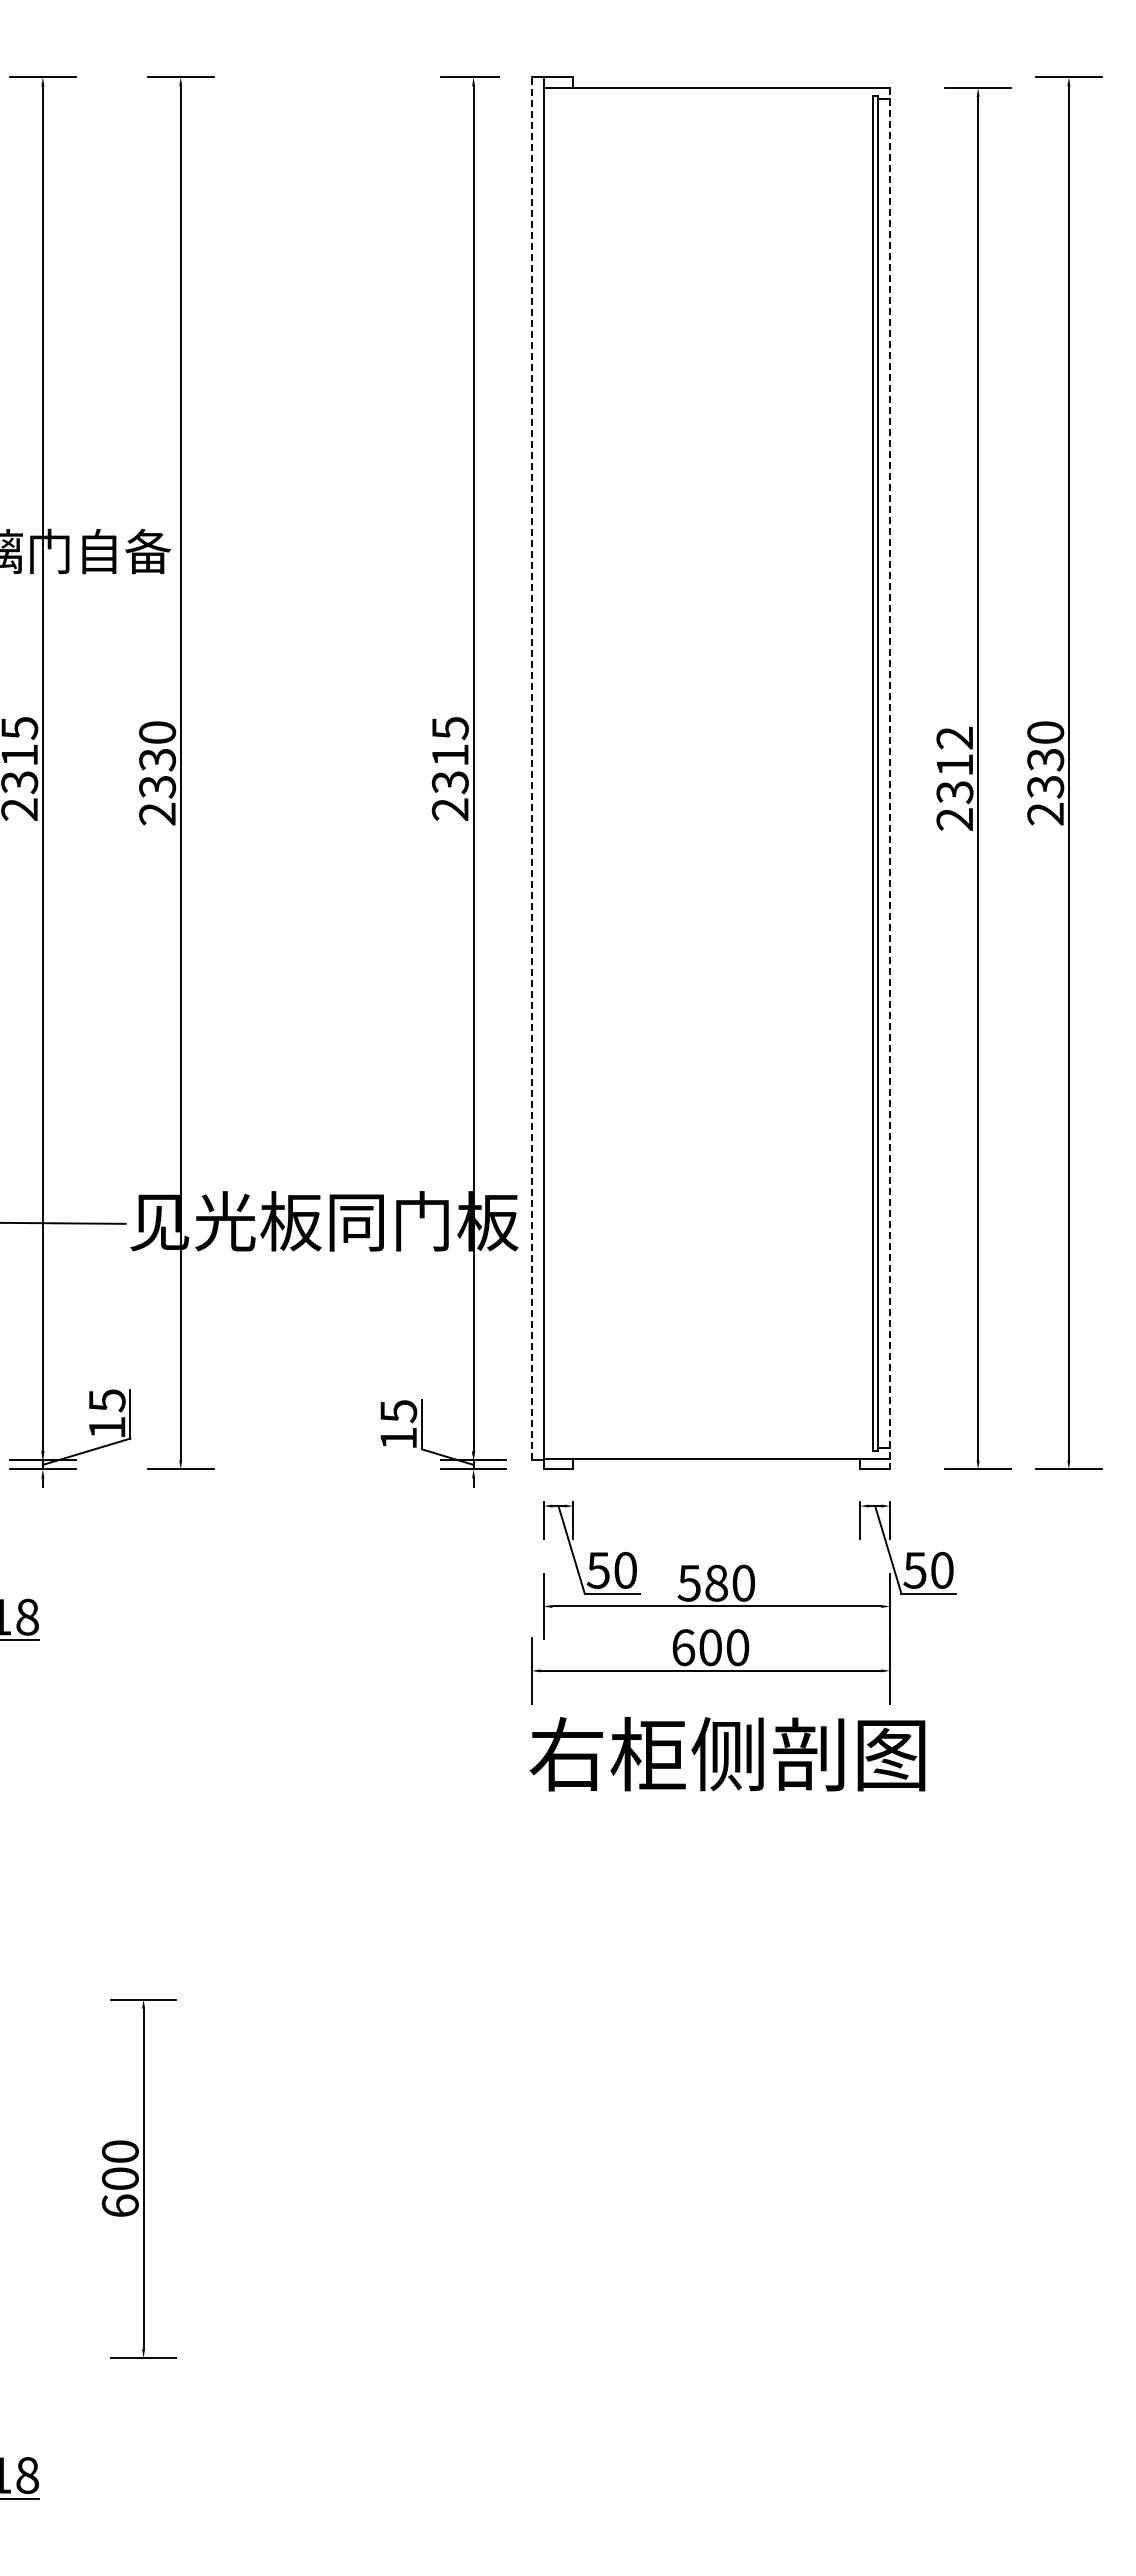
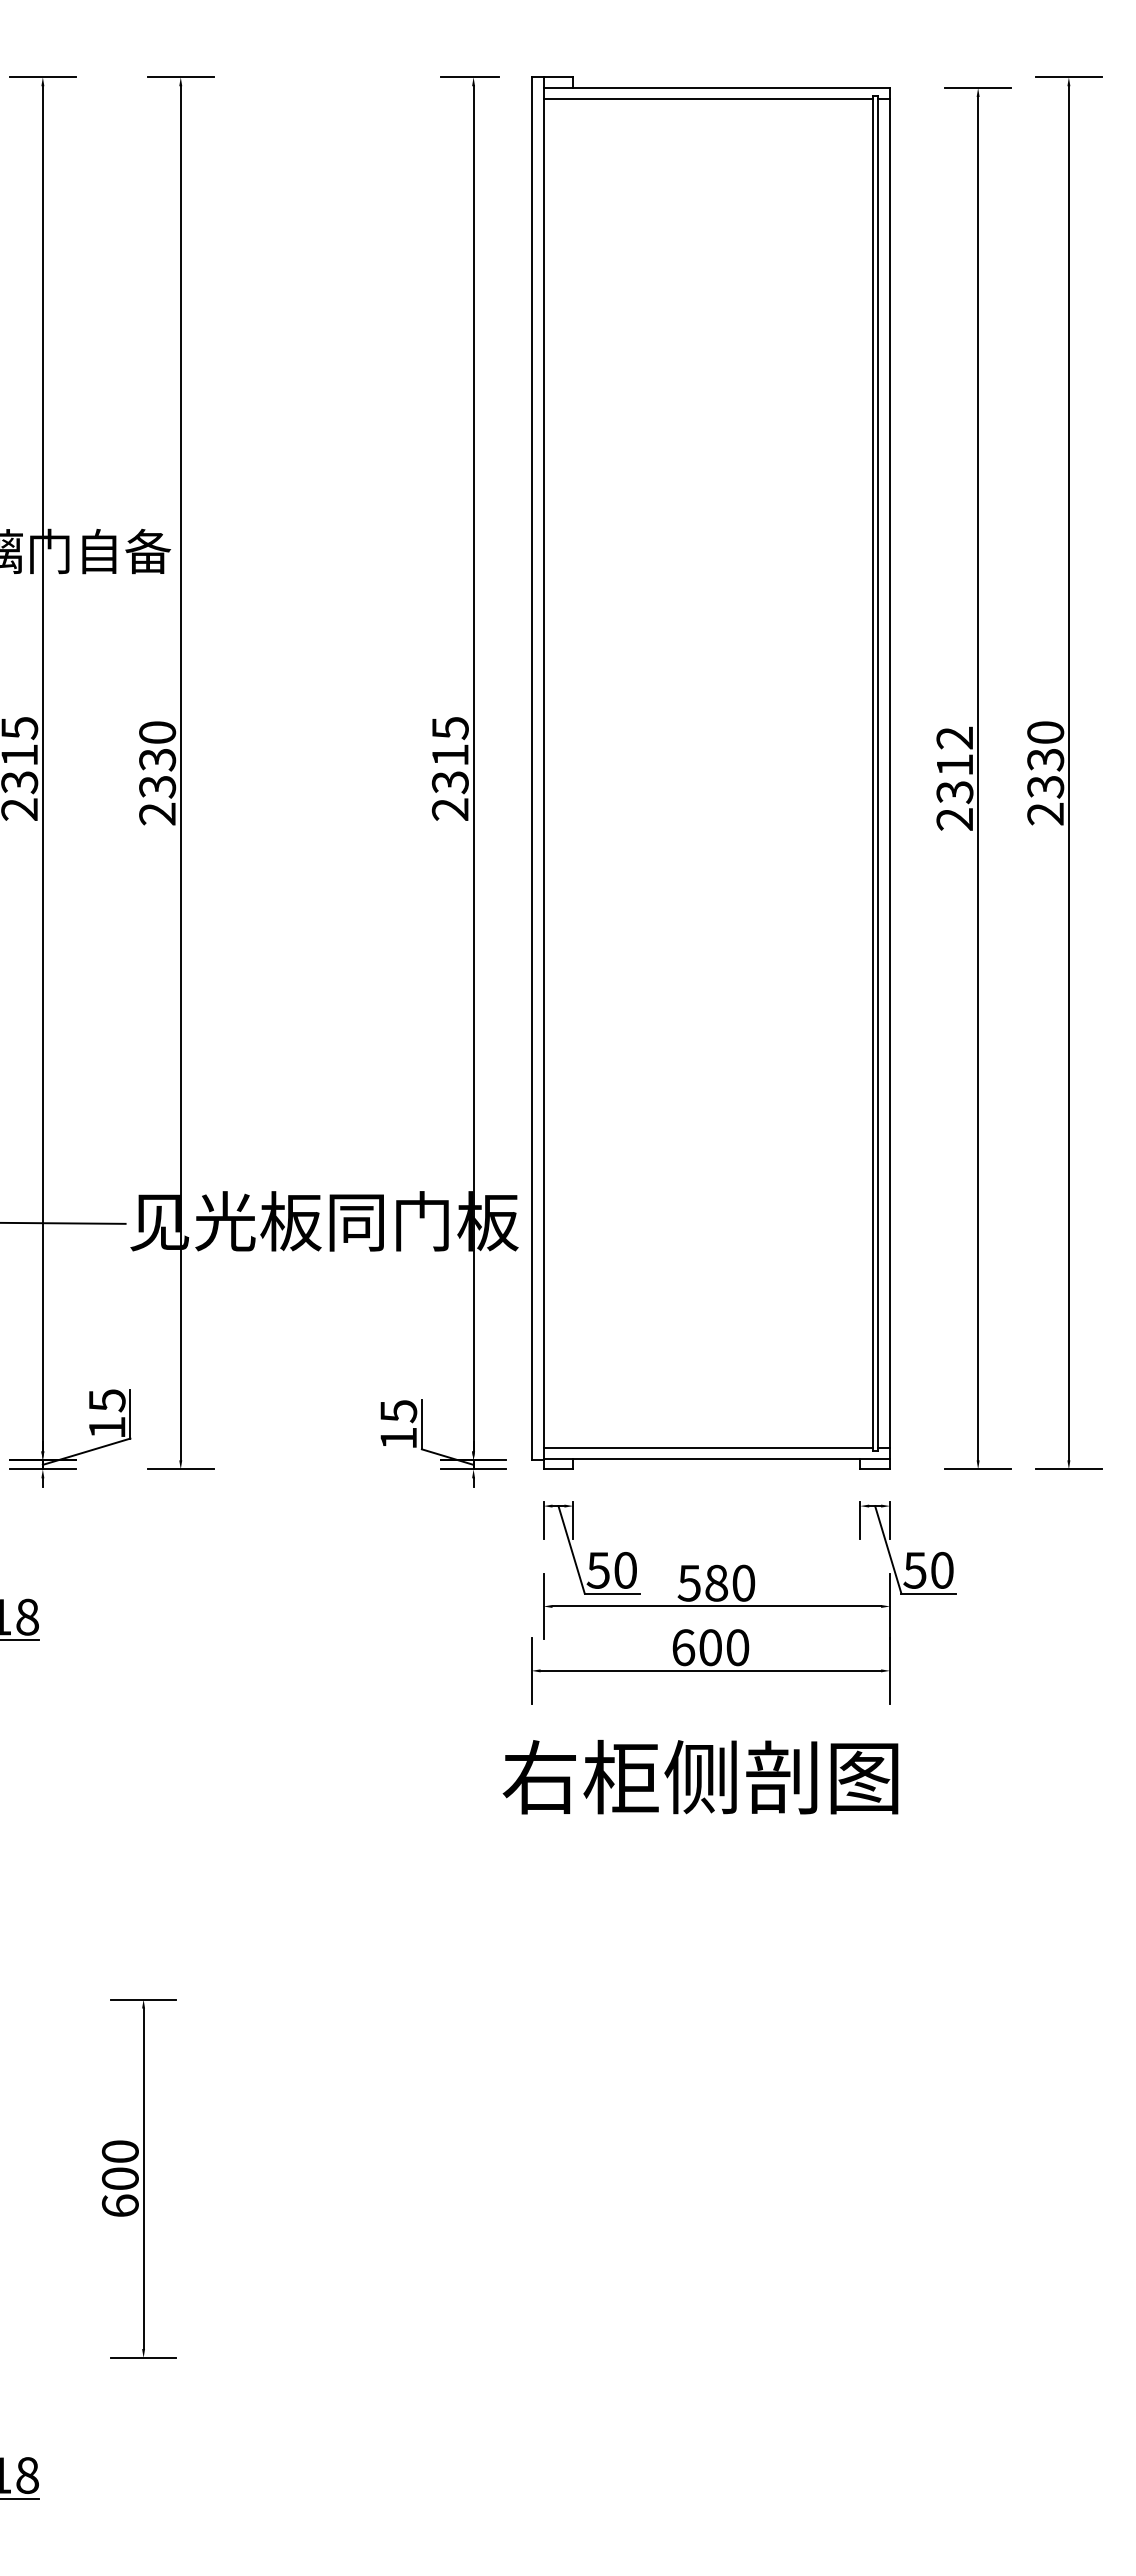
line: none -> present (707, 98)
line: dashed -> solid (531, 768)
line: dashed -> solid (890, 778)
line: none -> present (707, 1447)
text position: (727, 1754) -> (700, 1777) (700, 1777)
